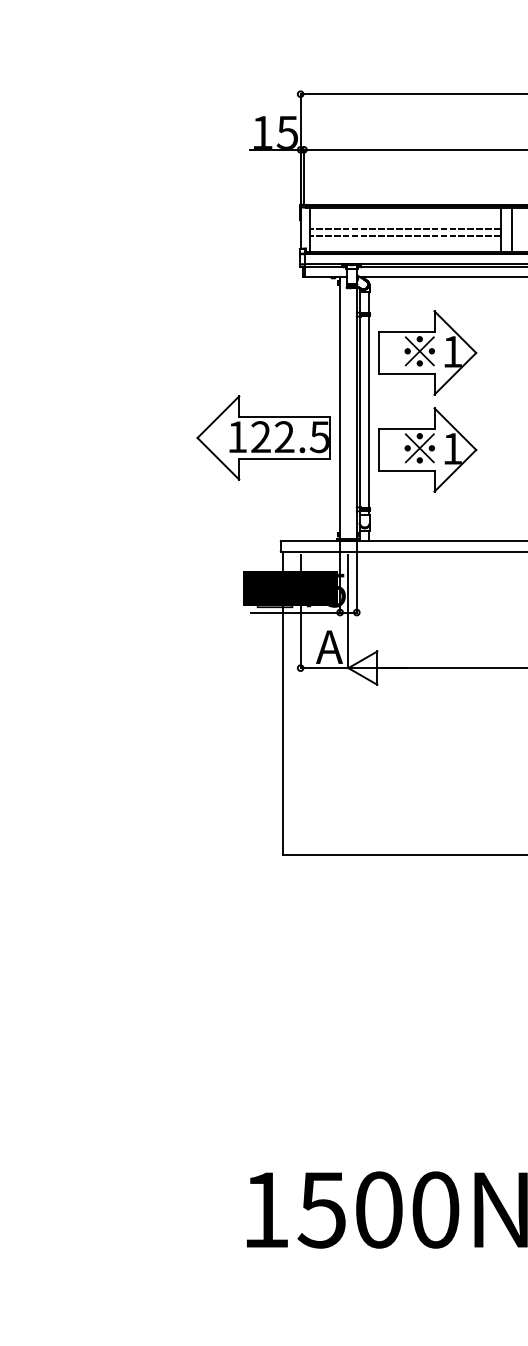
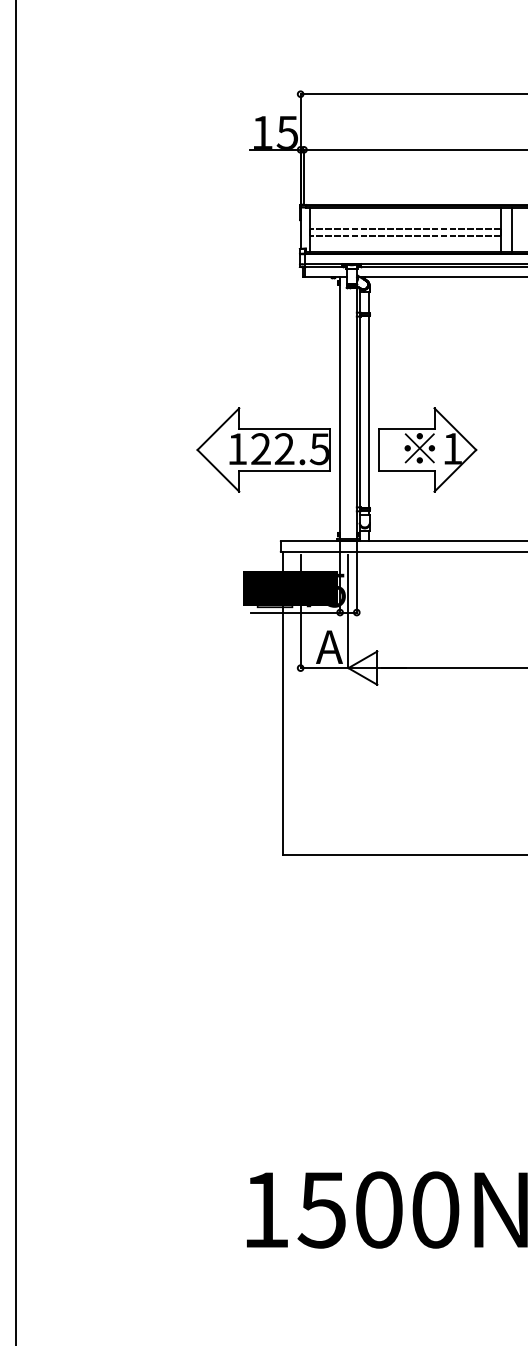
part: present -> none (427, 352)
part position: (263, 437) -> (263, 449) (263, 449)
line: none -> present (16, 672)
